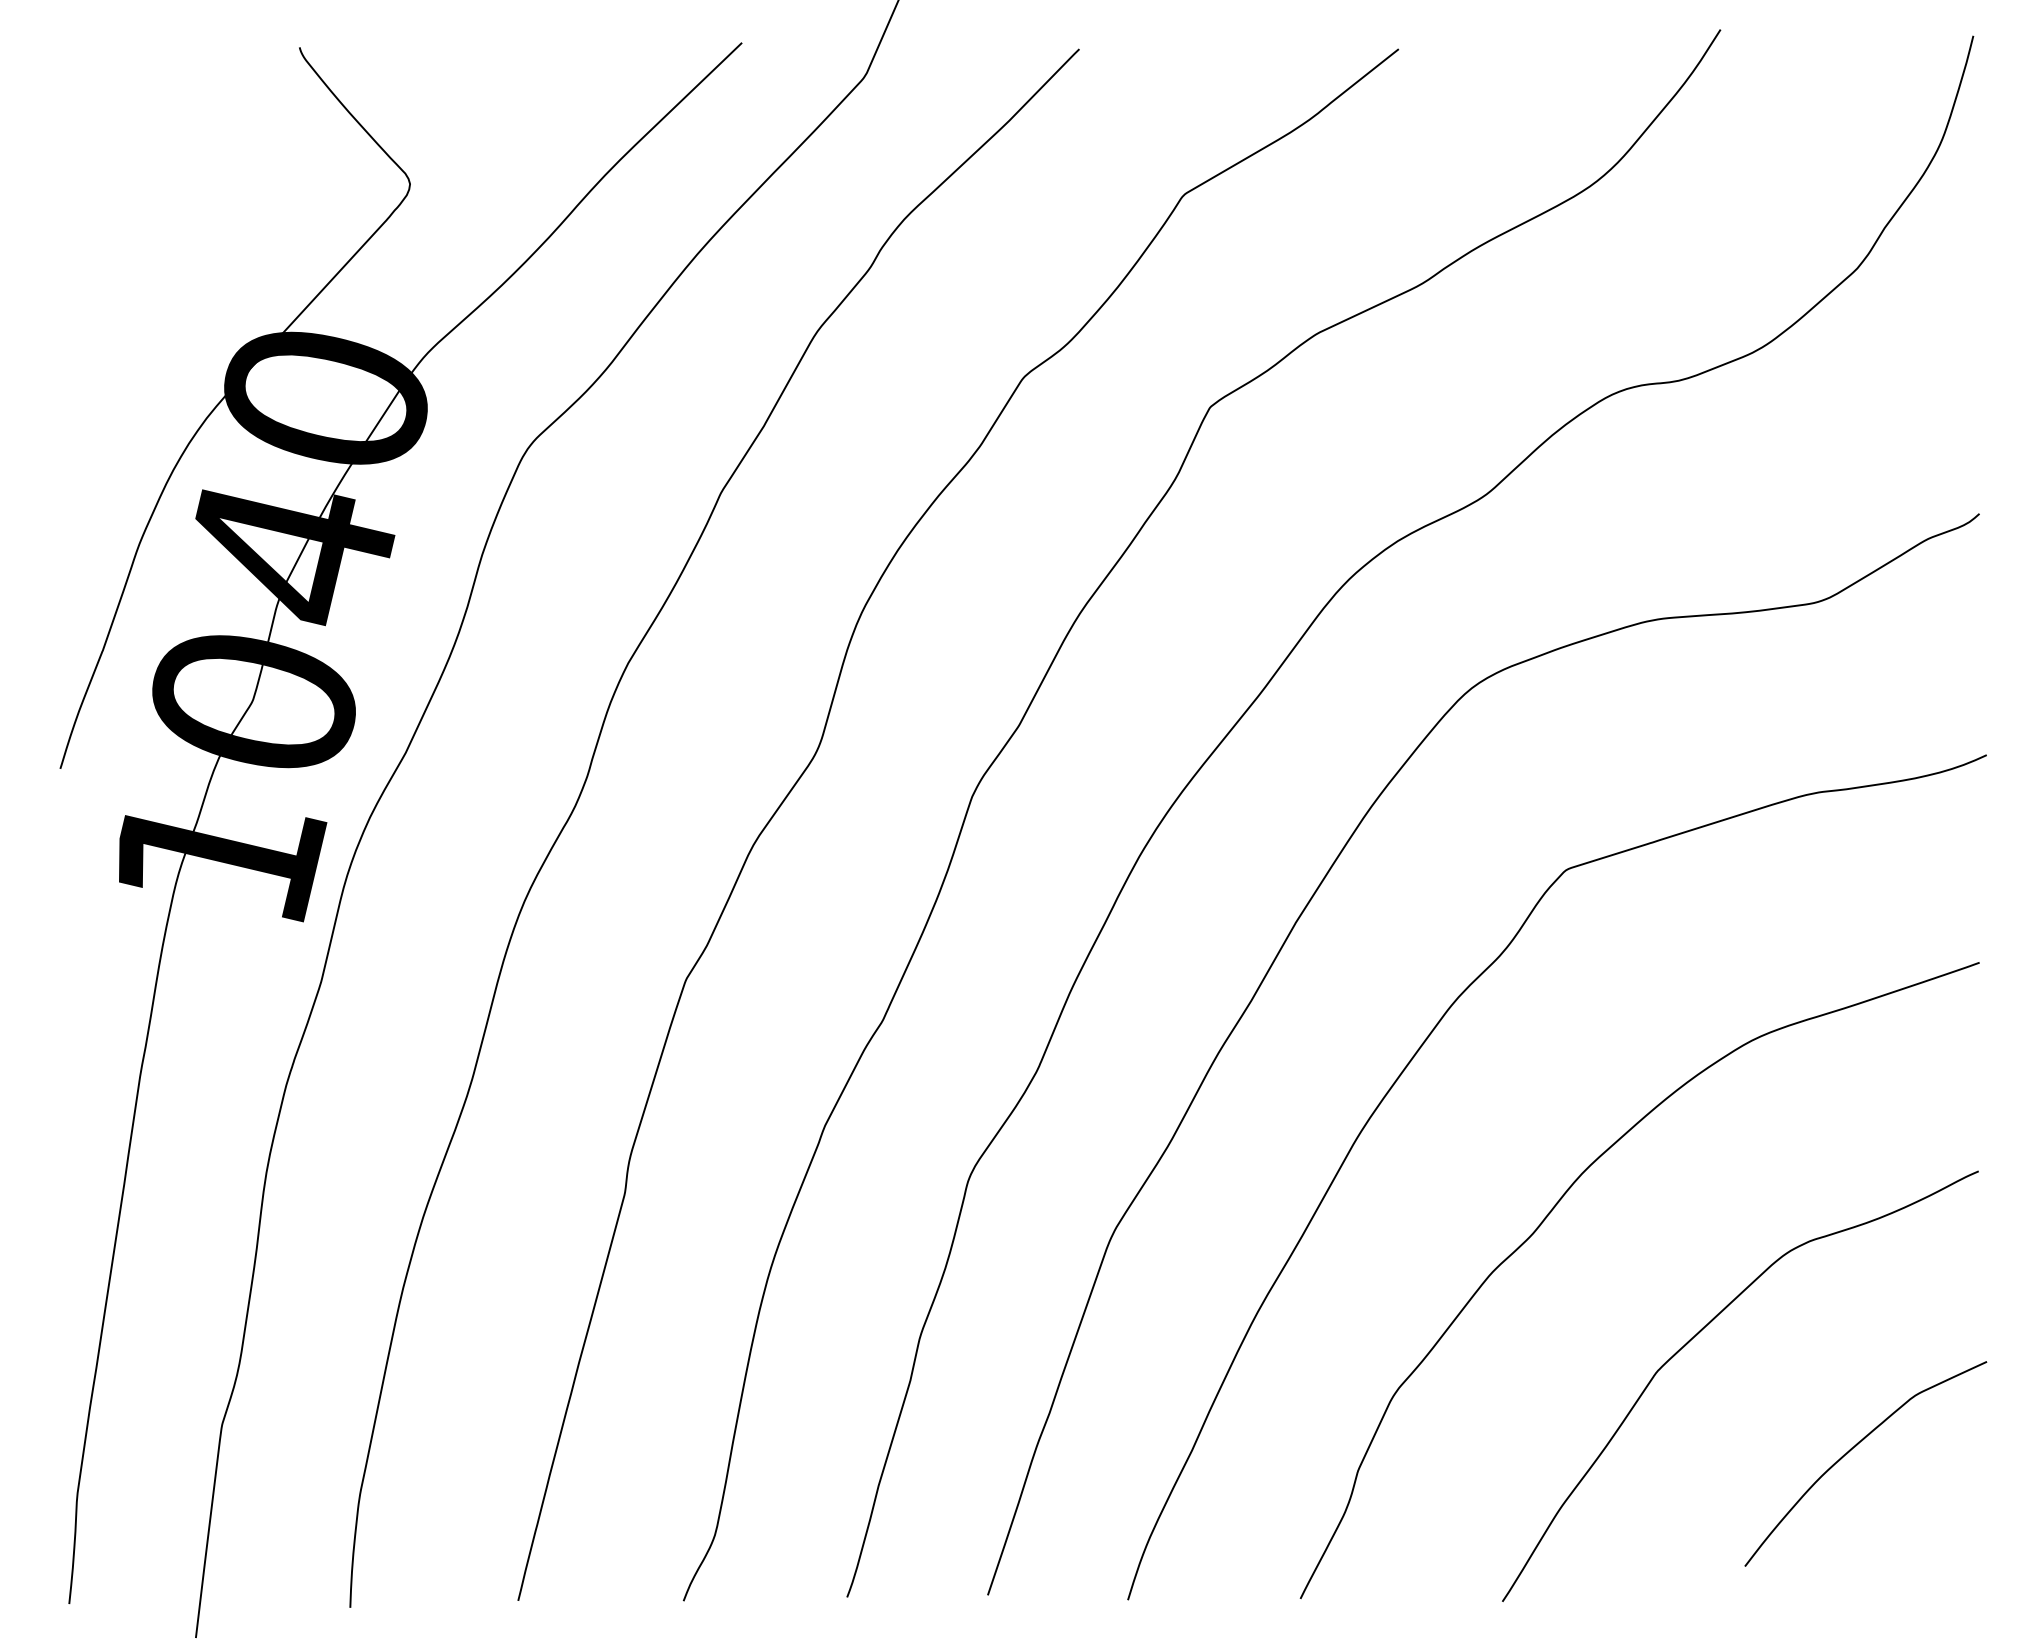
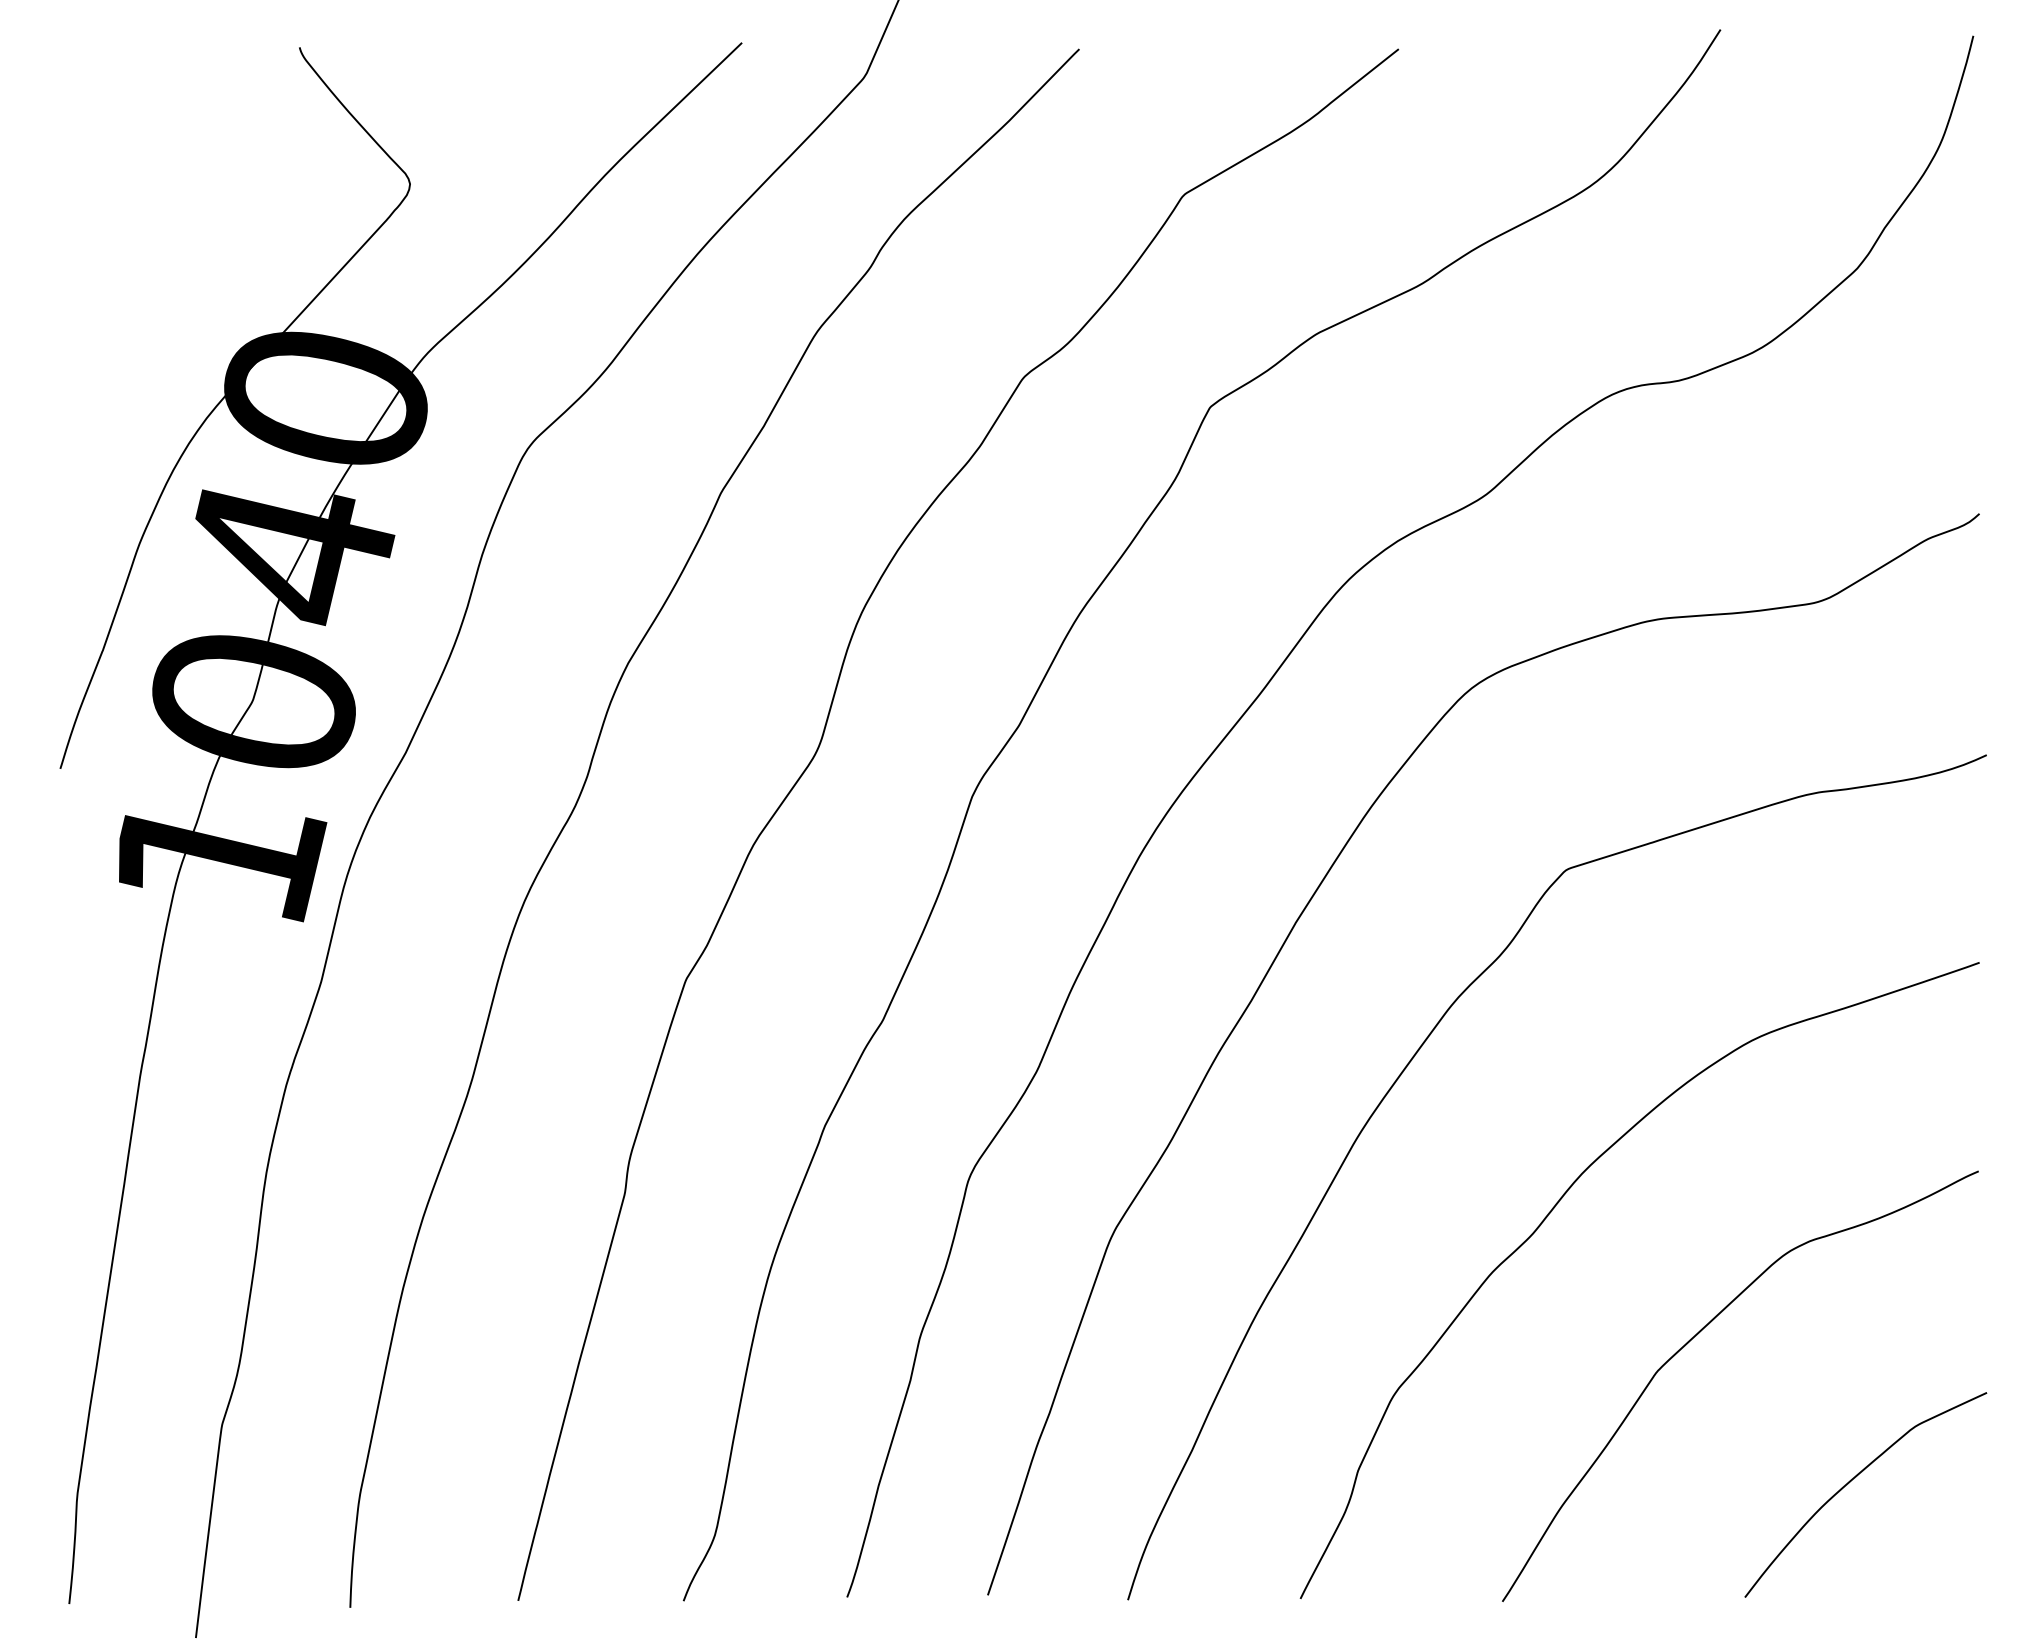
curve position: (1852, 1449) -> (1852, 1480) (1852, 1480)
